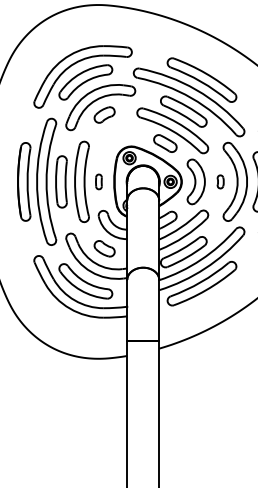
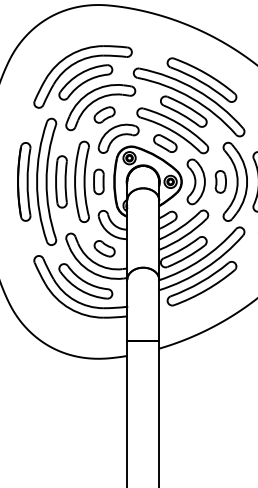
part: none -> present (118, 138)
part size: 8x18 px -> 12x28 px (98, 181)
part size: 9x16 px -> 13x24 px (220, 181)
